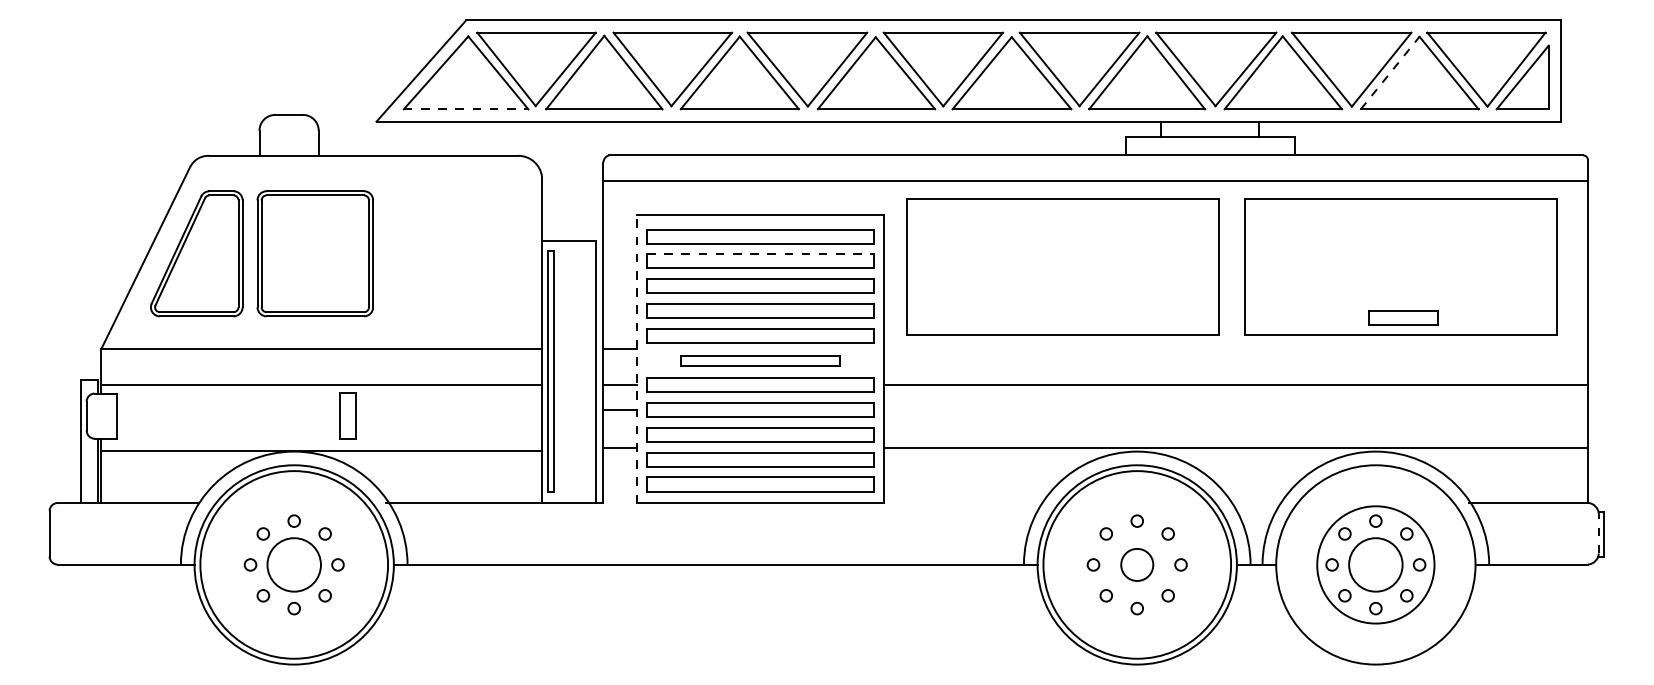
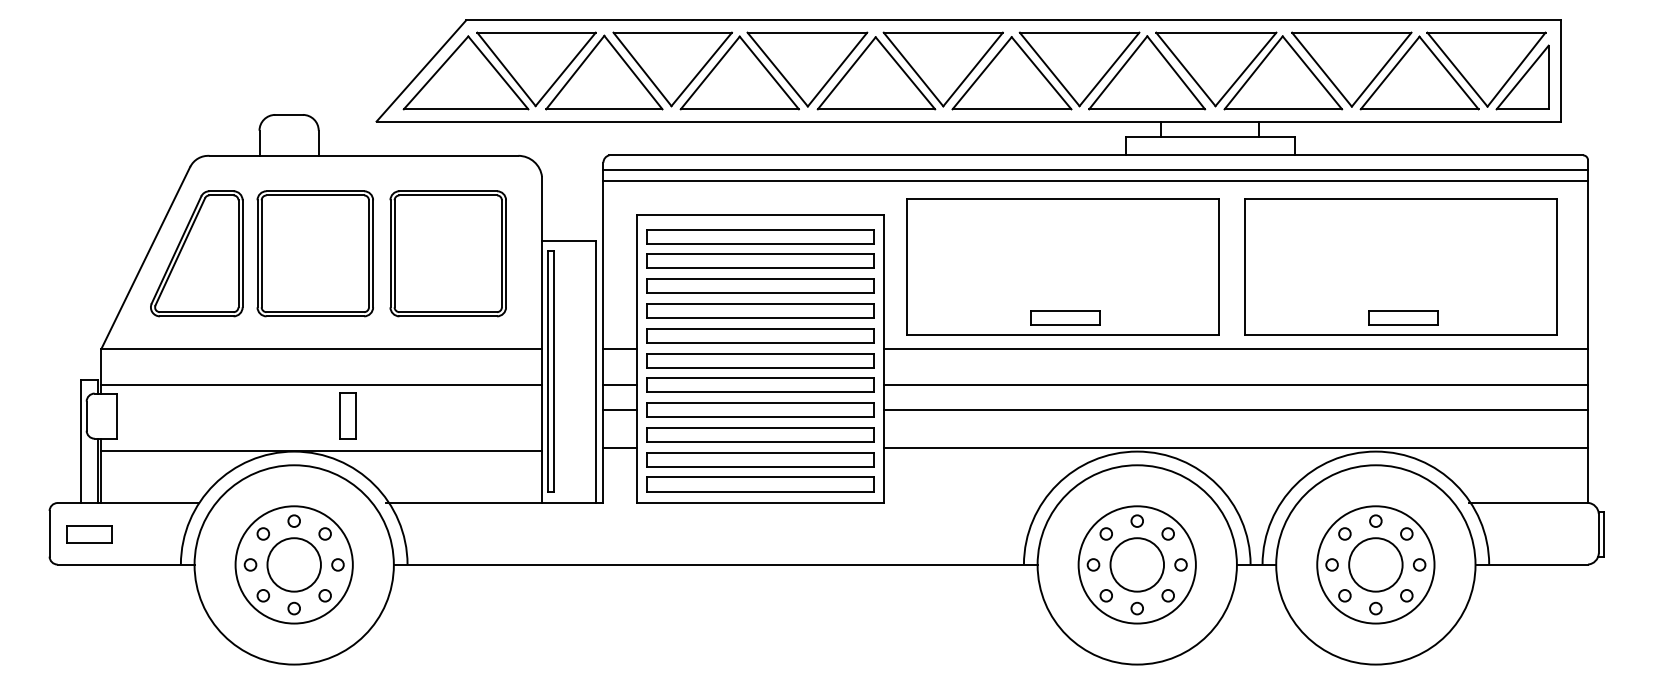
line: dashed -> solid (1390, 73)
line: dashed -> solid (466, 109)
line: none -> present (1095, 169)
part: none -> present (447, 253)
line: dashed -> solid (760, 254)
part: none -> present (1065, 317)
line: none -> present (1235, 349)
line: dashed -> solid (637, 358)
part size: 161x12 px -> 229x16 px (760, 360)
line: none -> present (1235, 410)
line: dashed -> solid (1598, 533)
part: none -> present (89, 534)
circle diameter: 188 px -> 117 px (293, 564)
circle diameter: 188 px -> 117 px (1136, 564)
circle diameter: 32 px -> 53 px (1137, 564)
